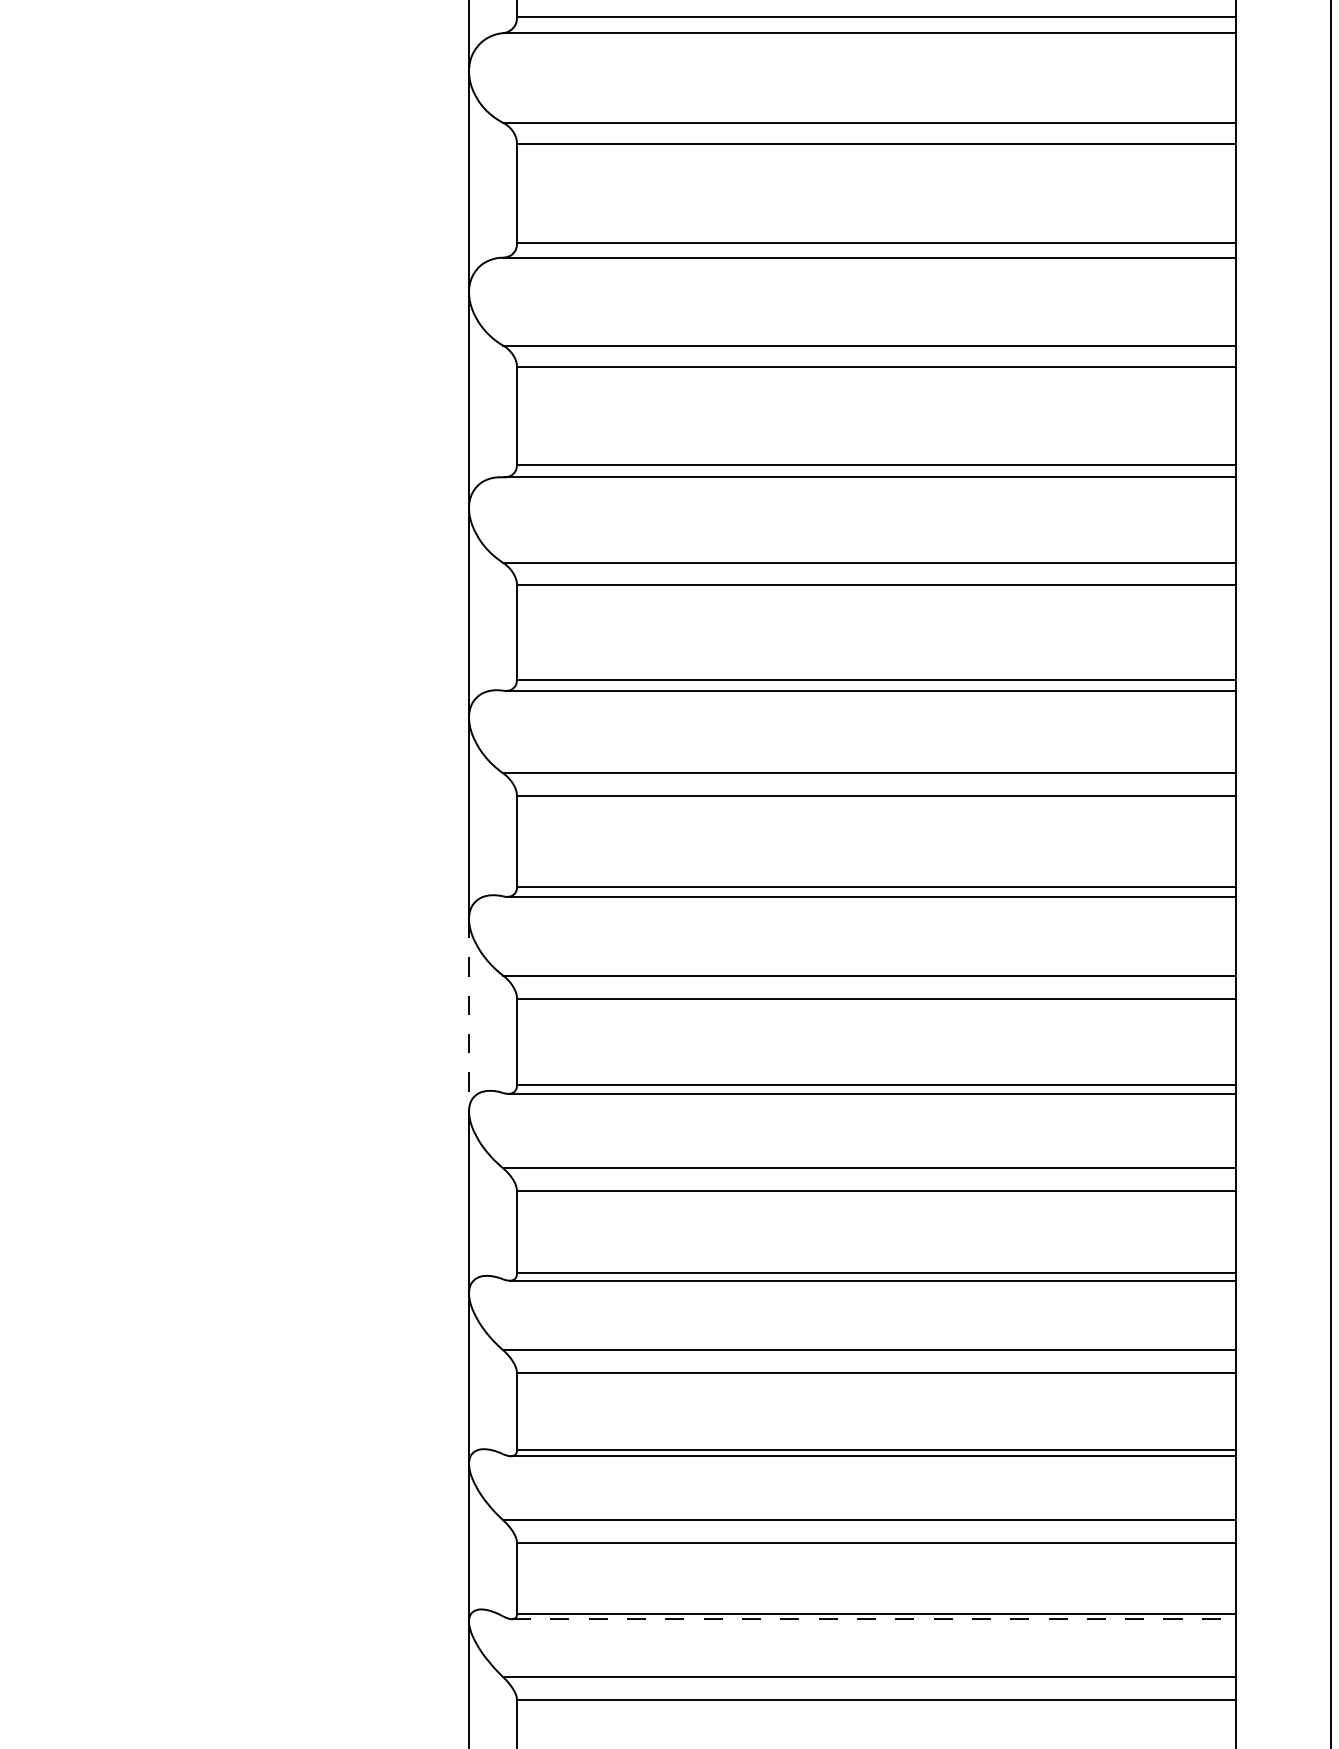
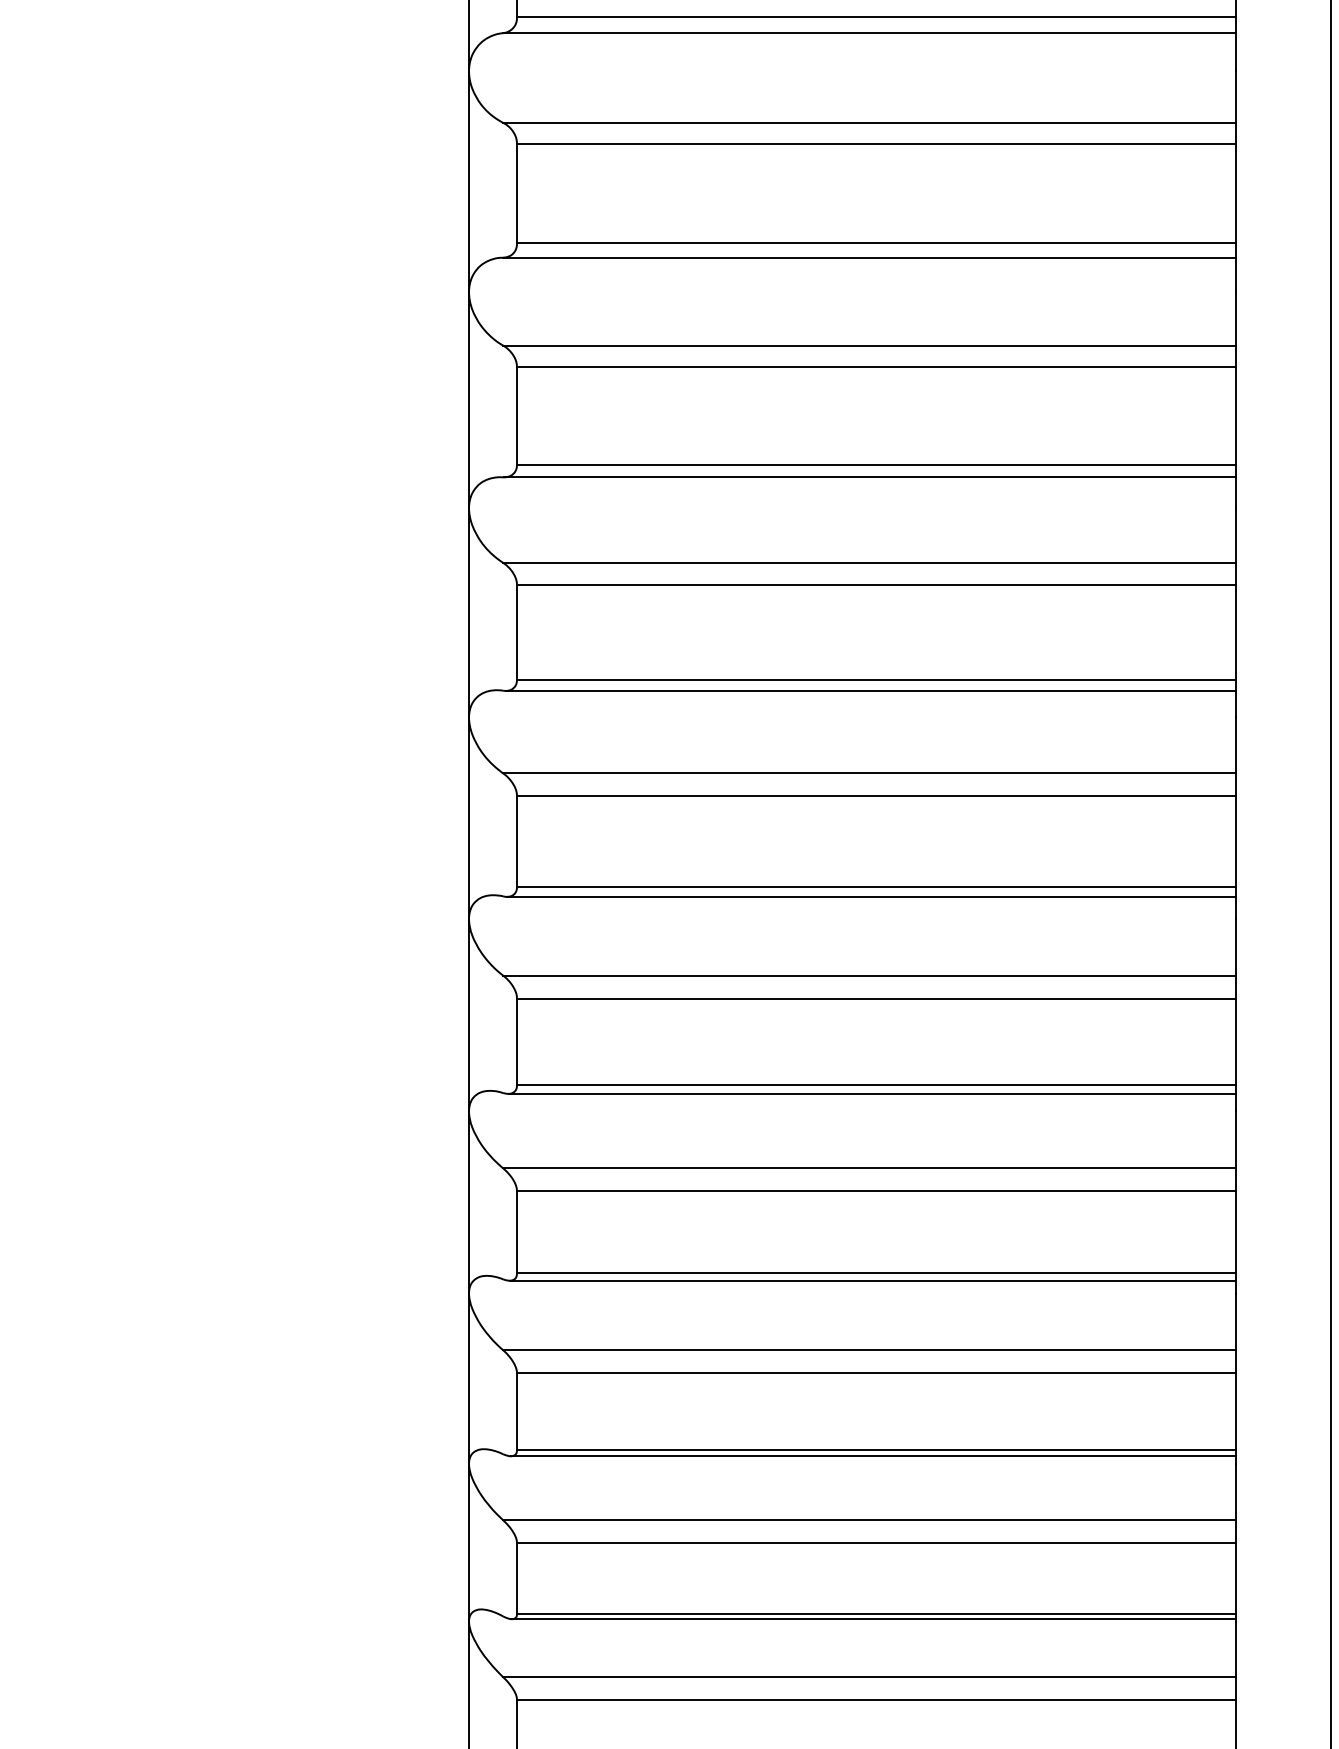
line: dashed -> solid (469, 1015)
line: dashed -> solid (873, 1619)
